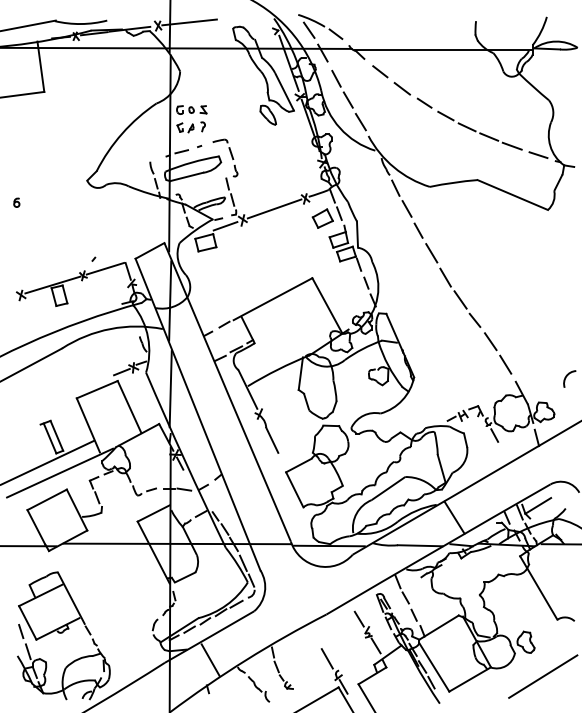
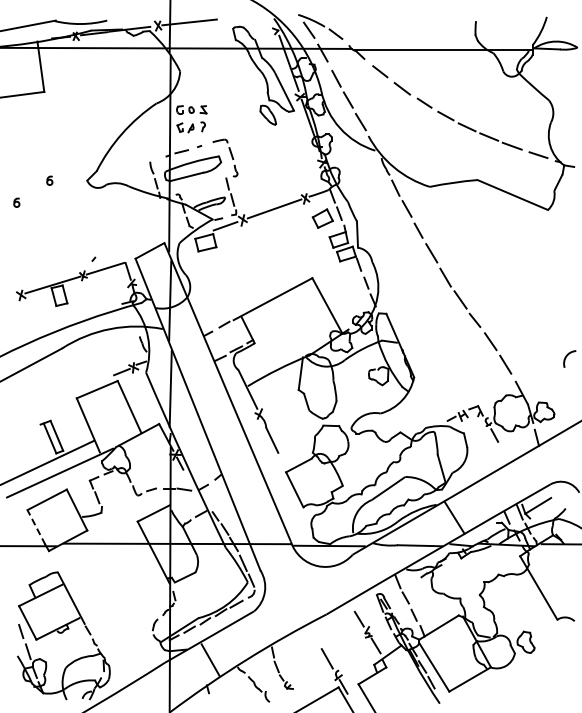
part: none -> present (49, 180)
arc position: (567, 376) -> (567, 356) (567, 356)
line: solid -> dashed (36, 526)
line: present -> none (543, 676)
